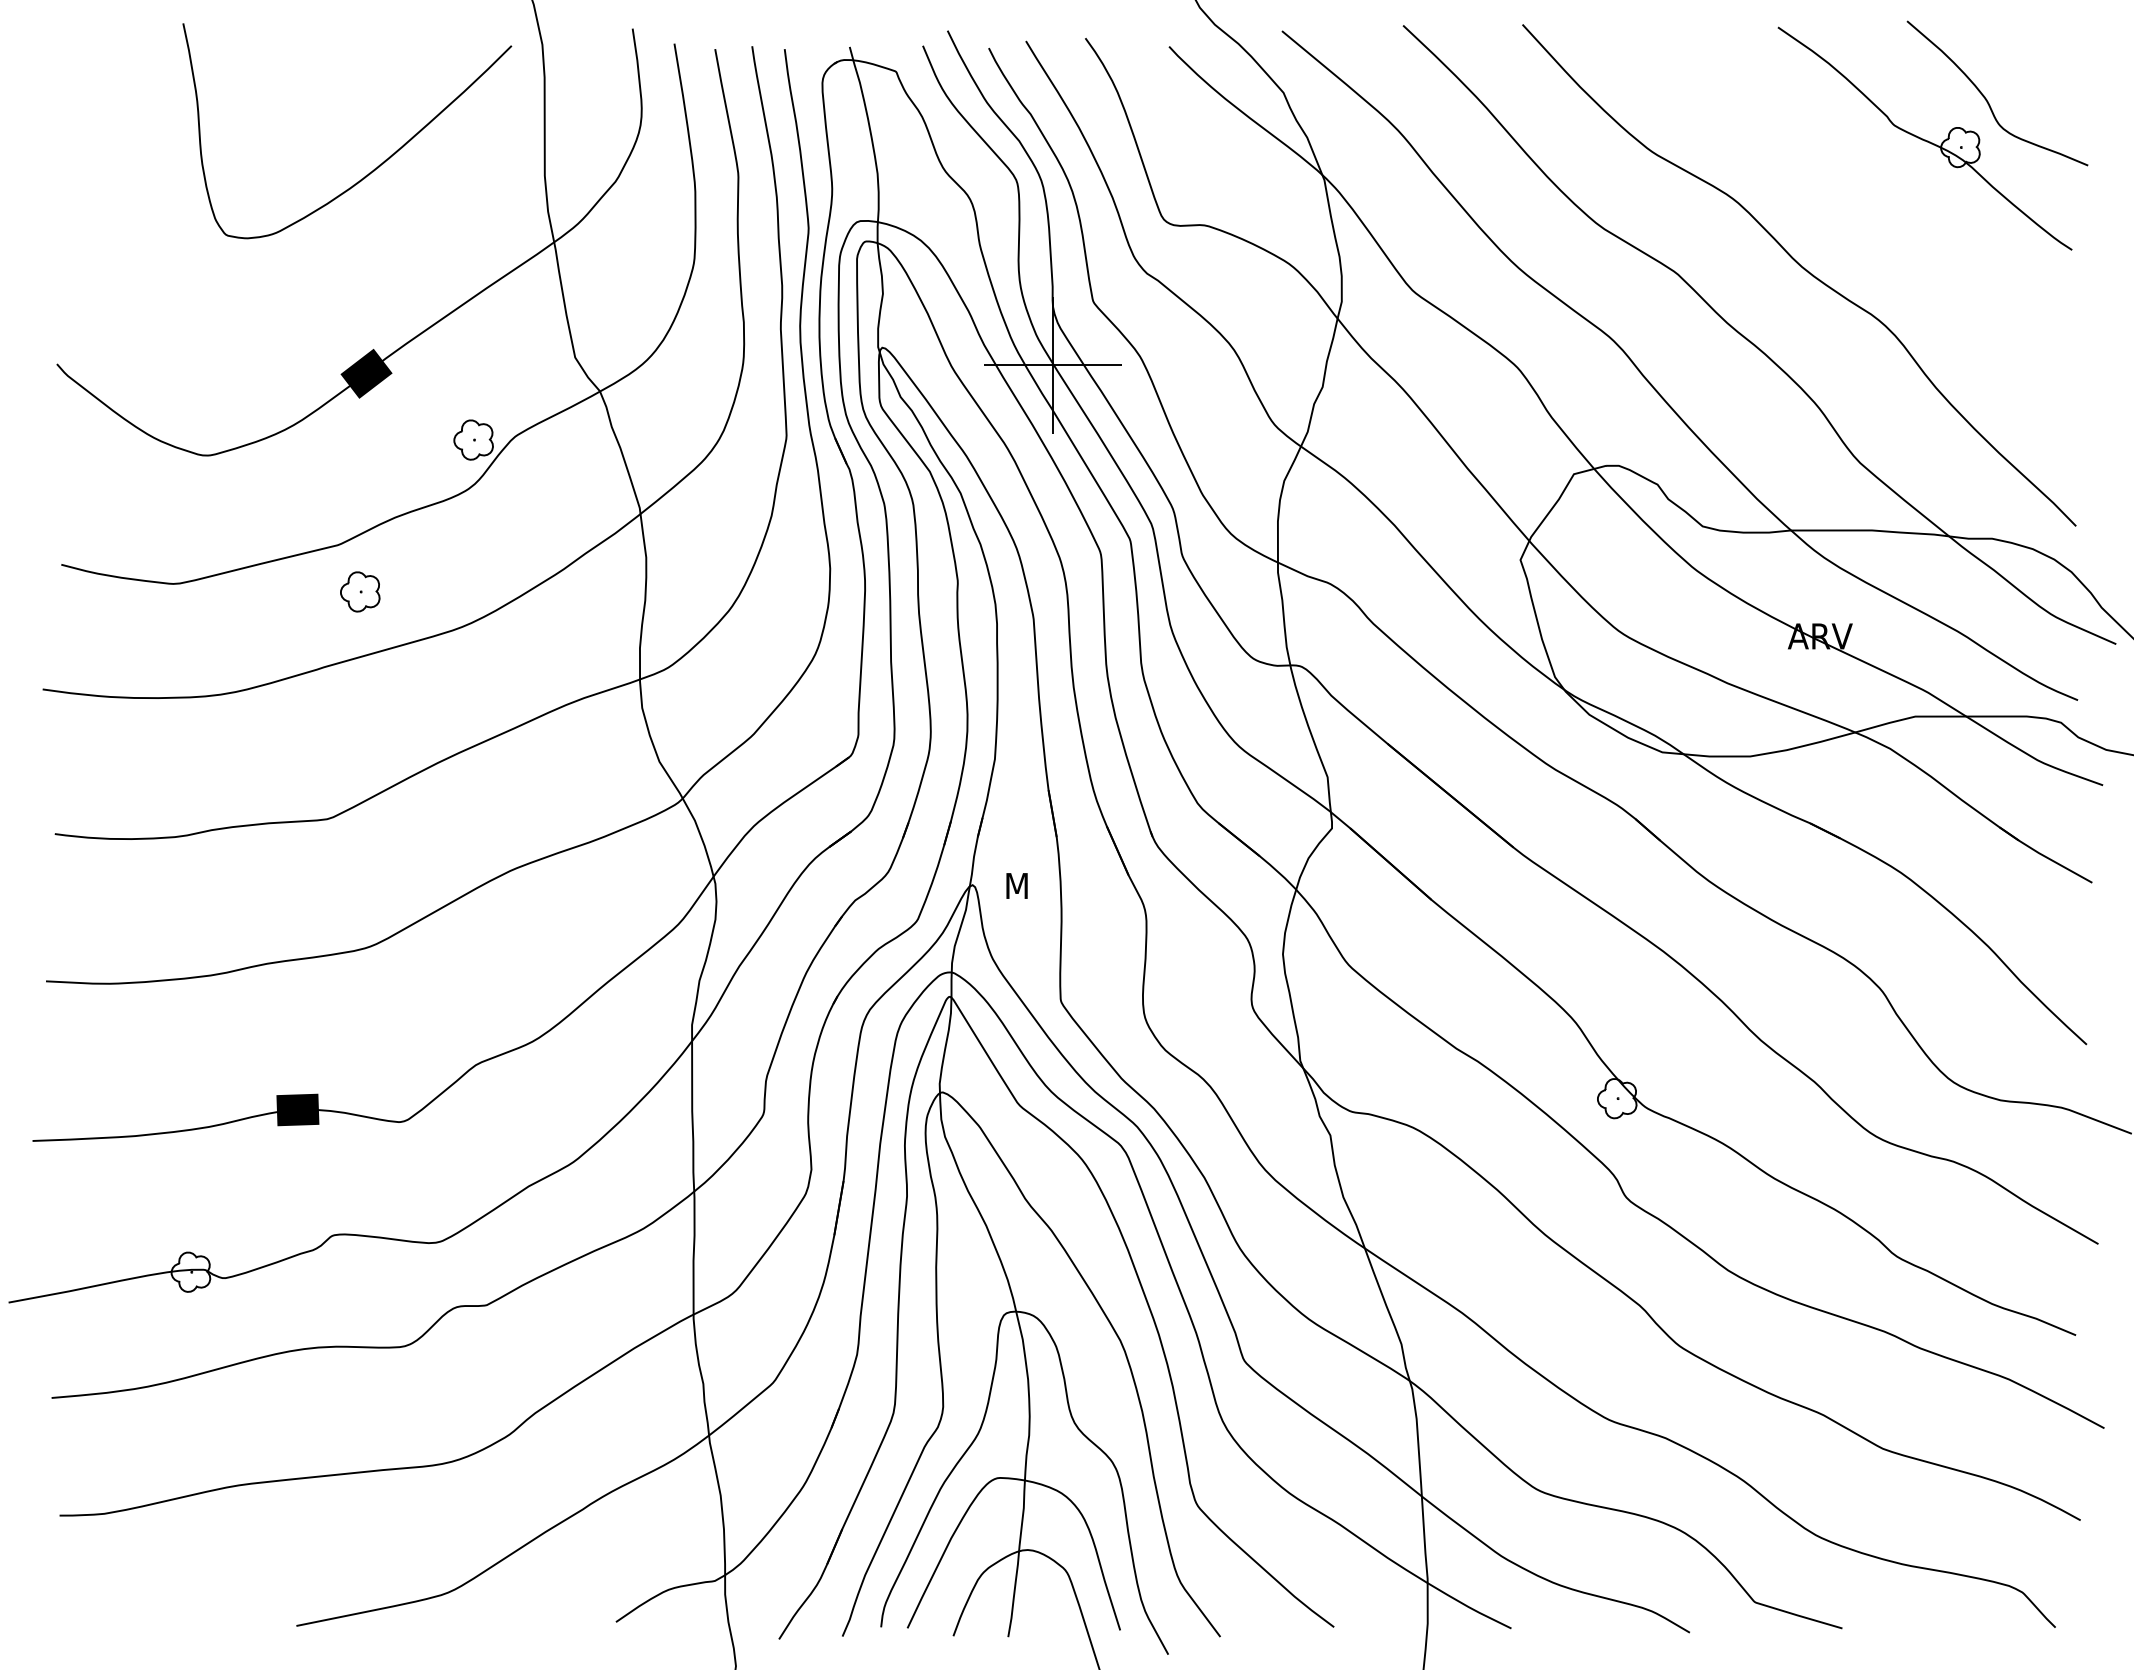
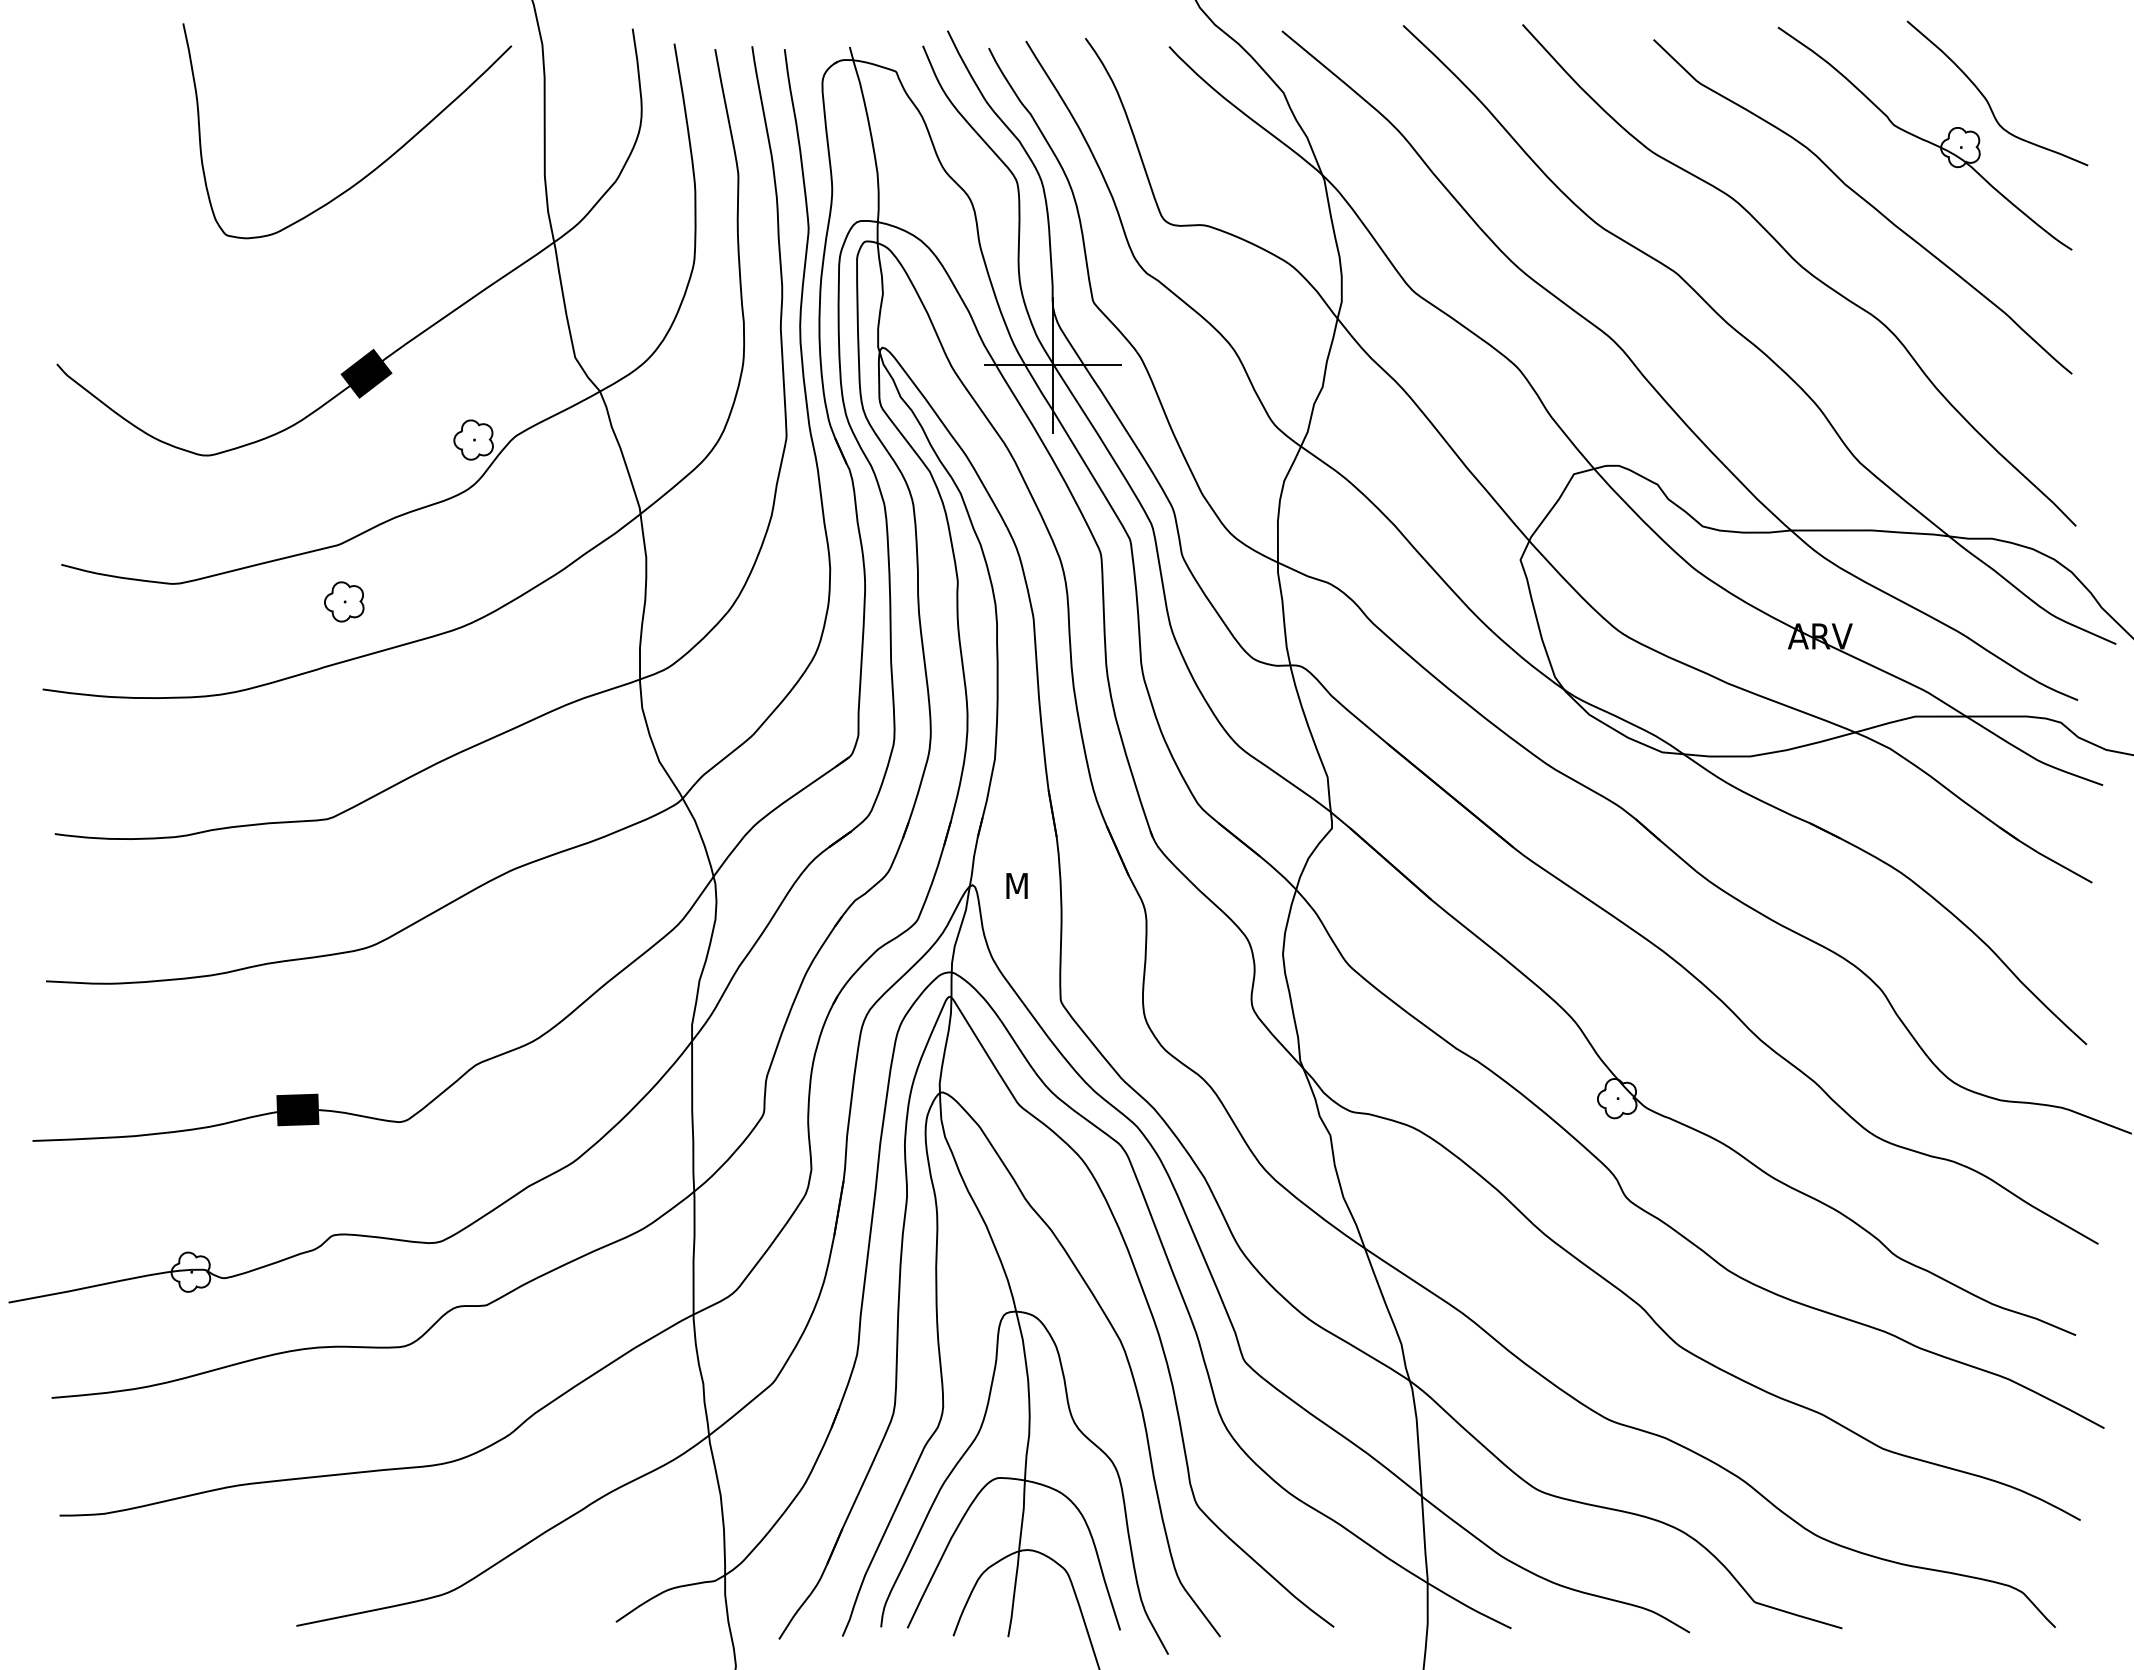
curve: none -> present (1864, 201)
part position: (360, 591) -> (344, 601) (344, 601)
